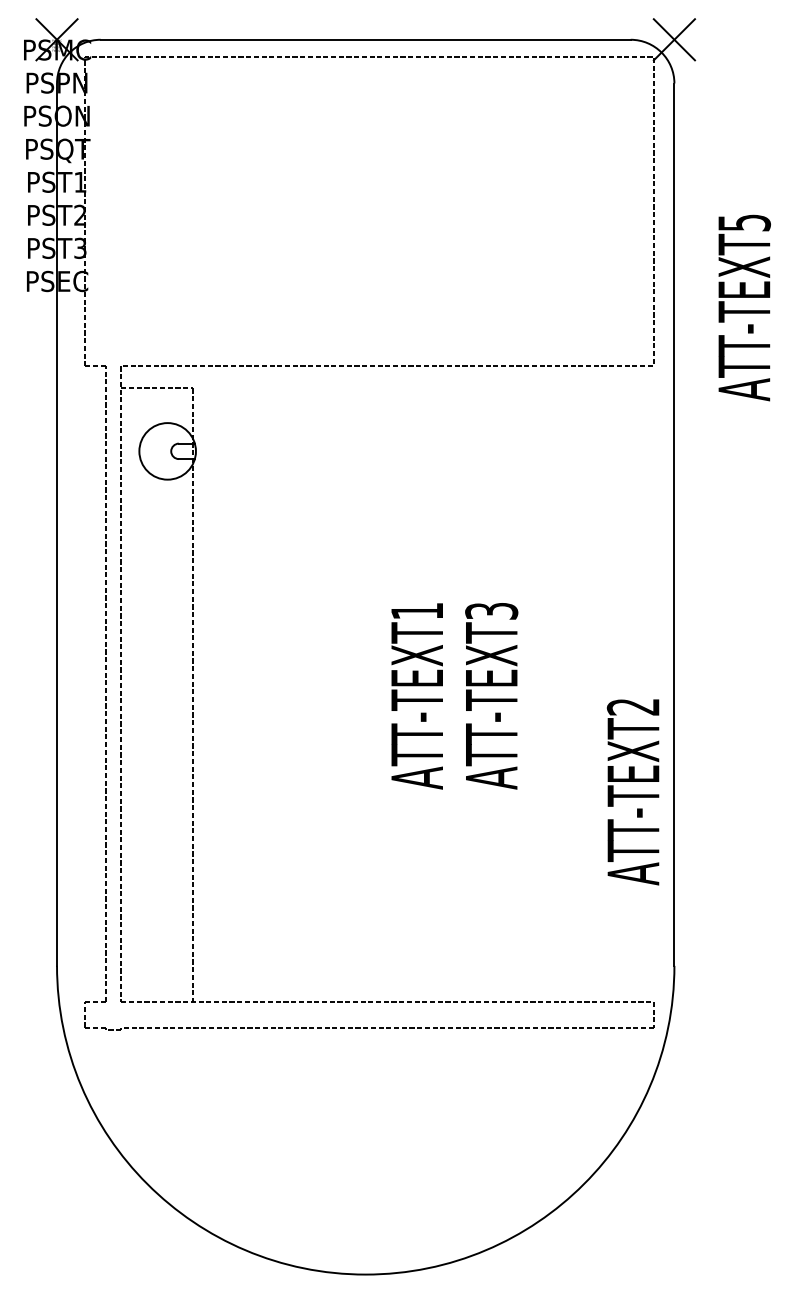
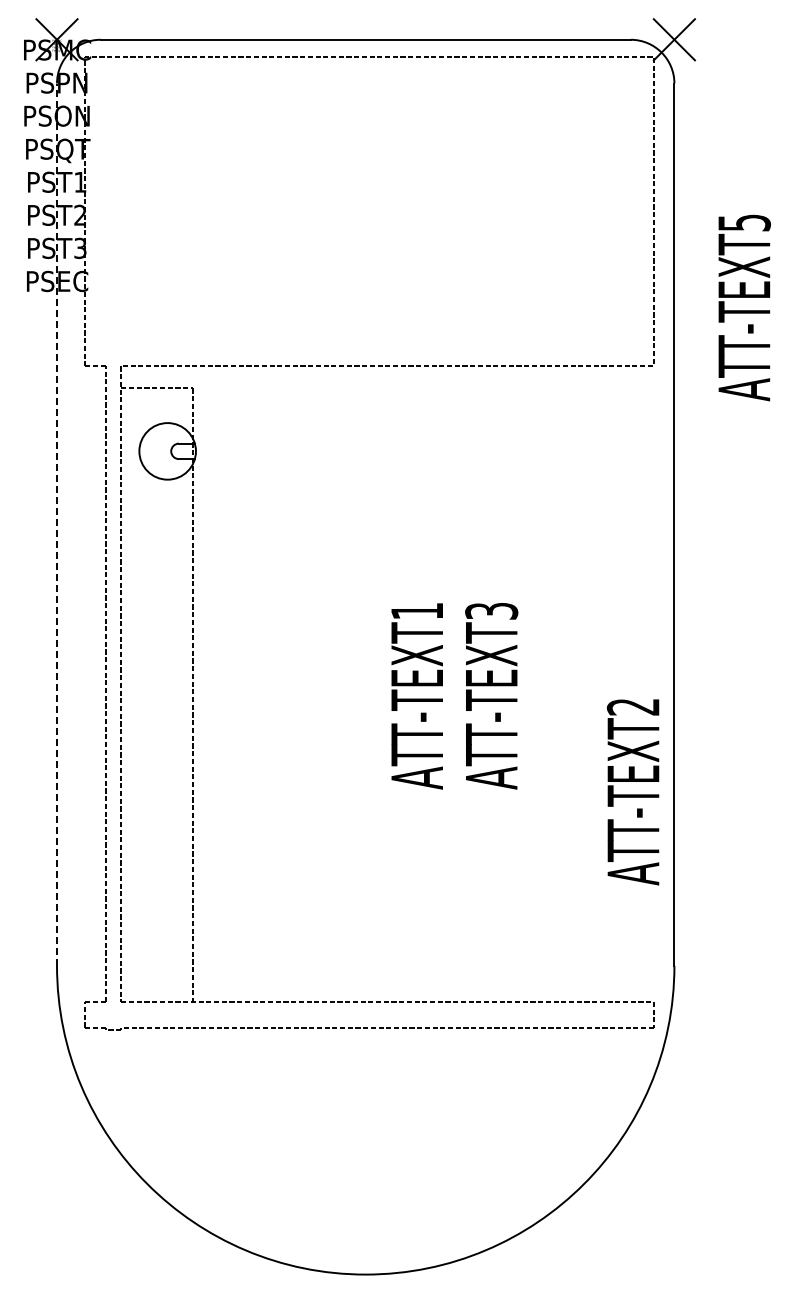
line: solid -> dashed (57, 524)
